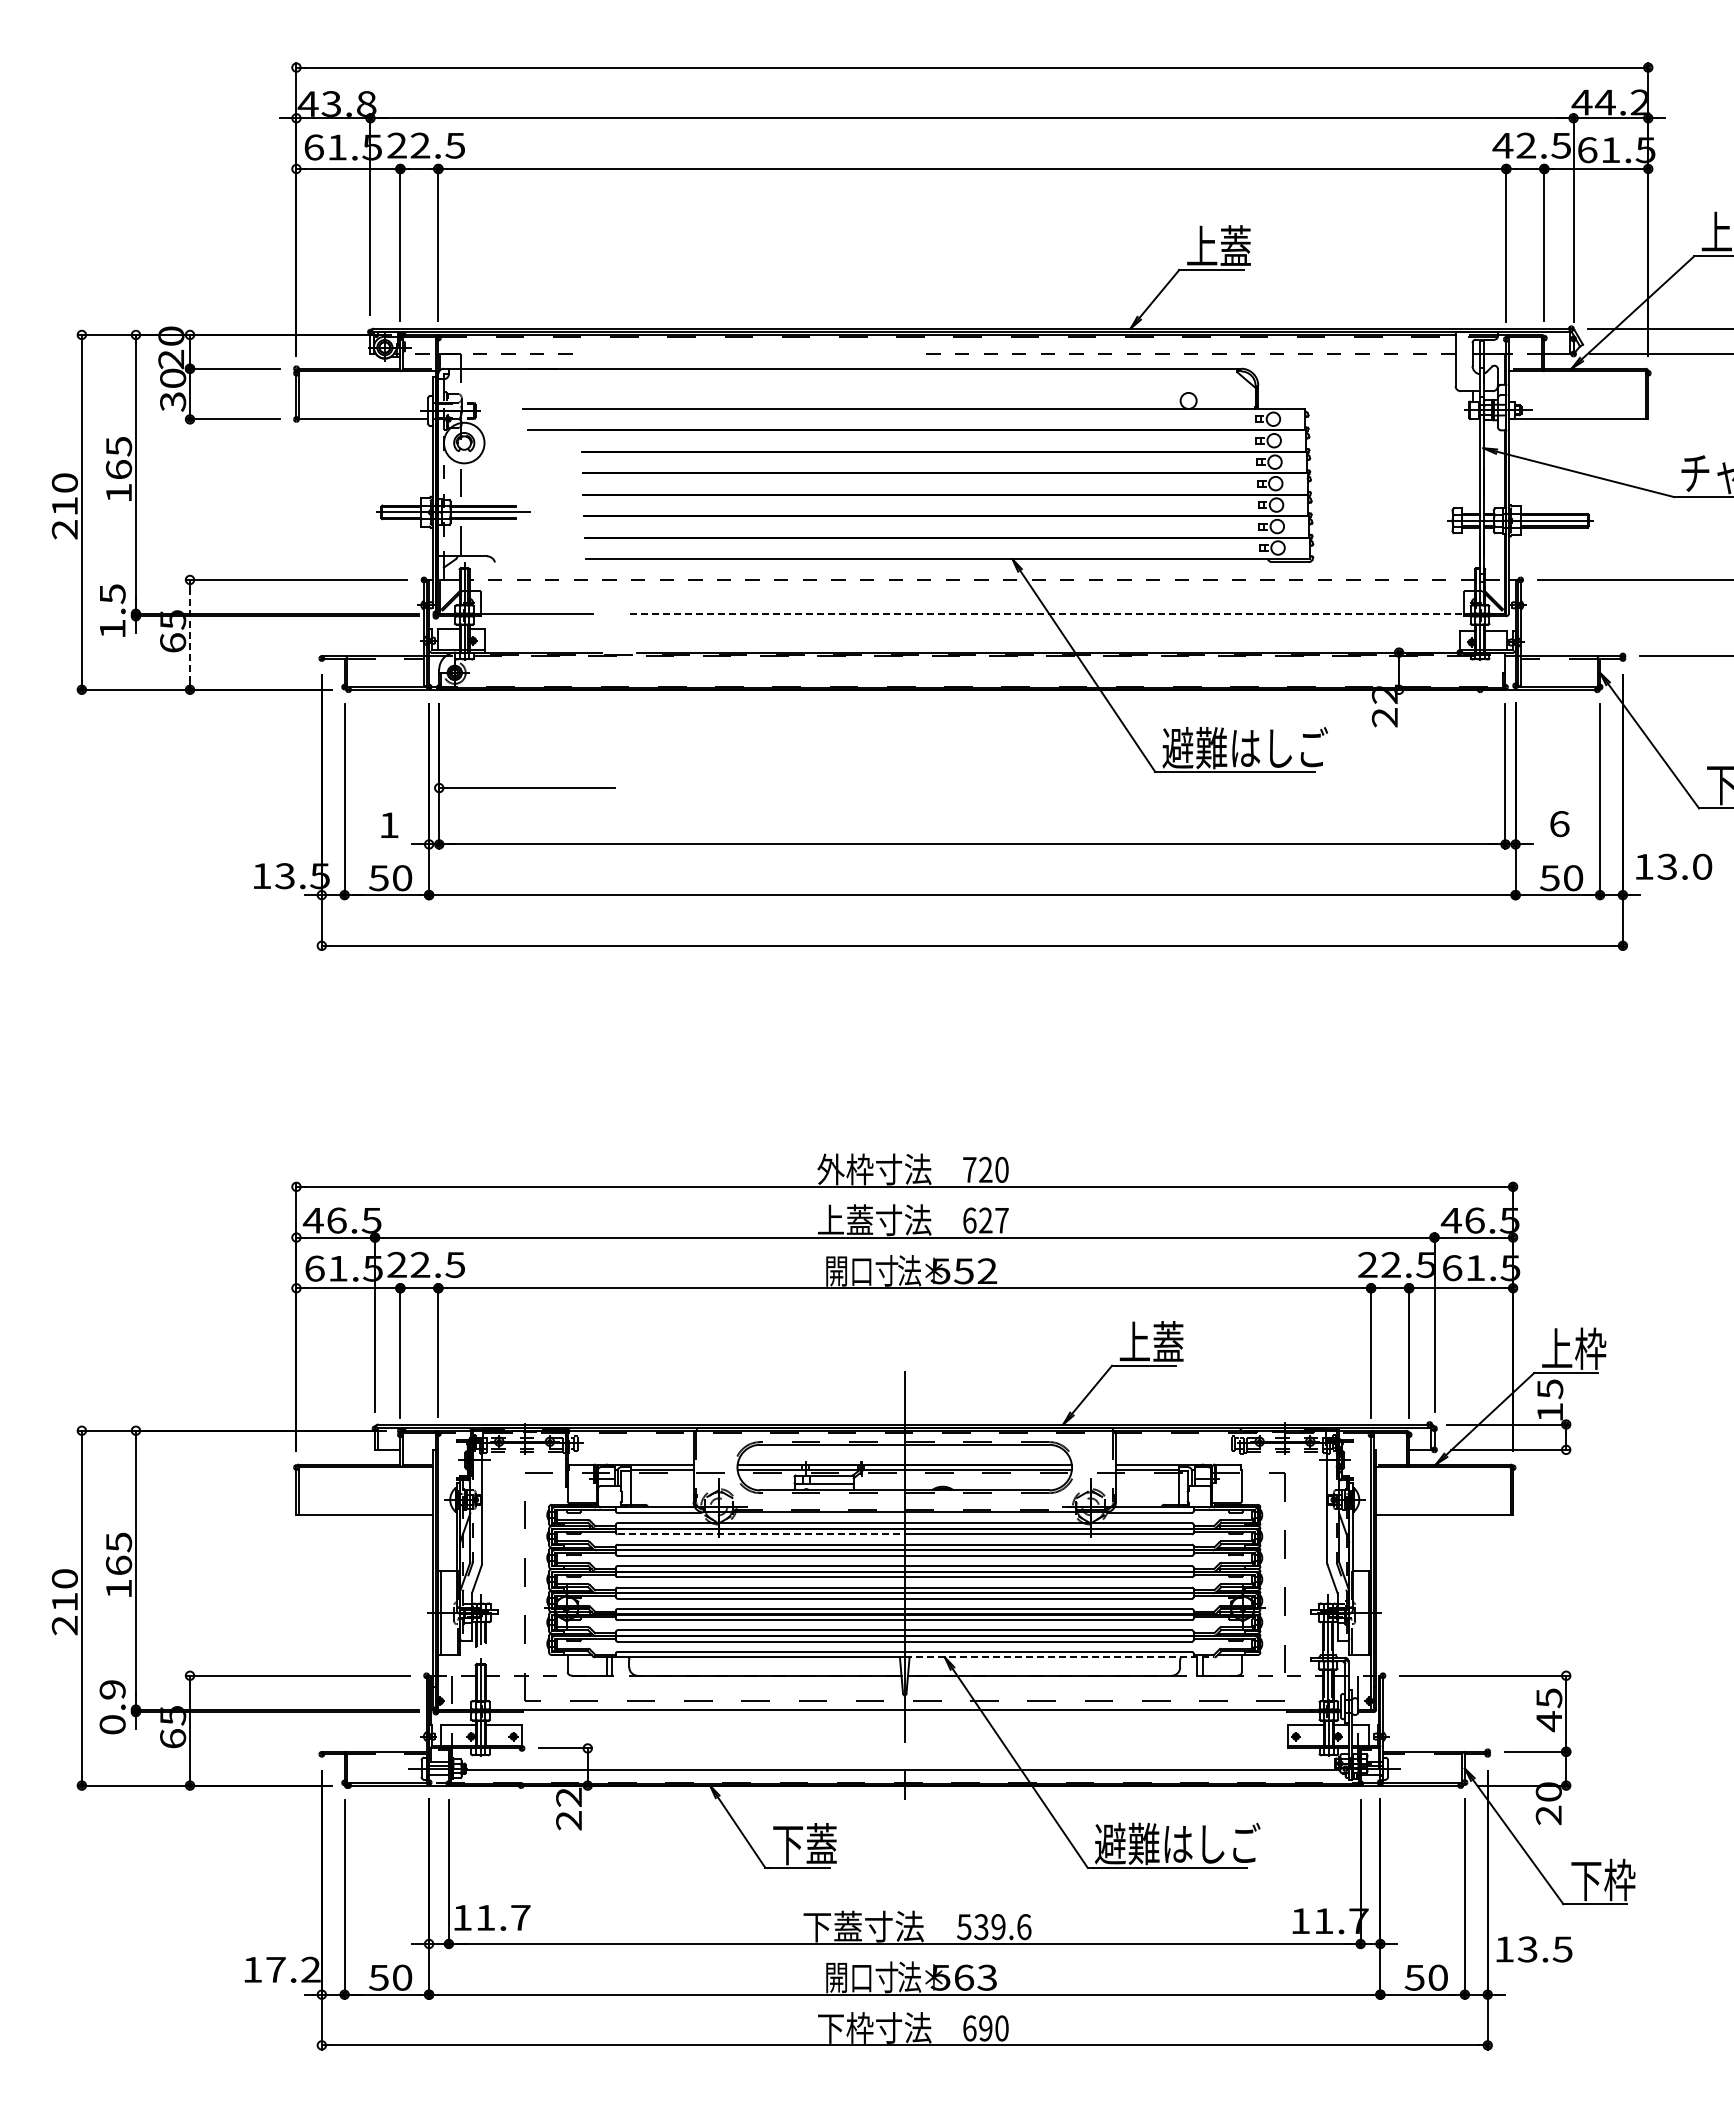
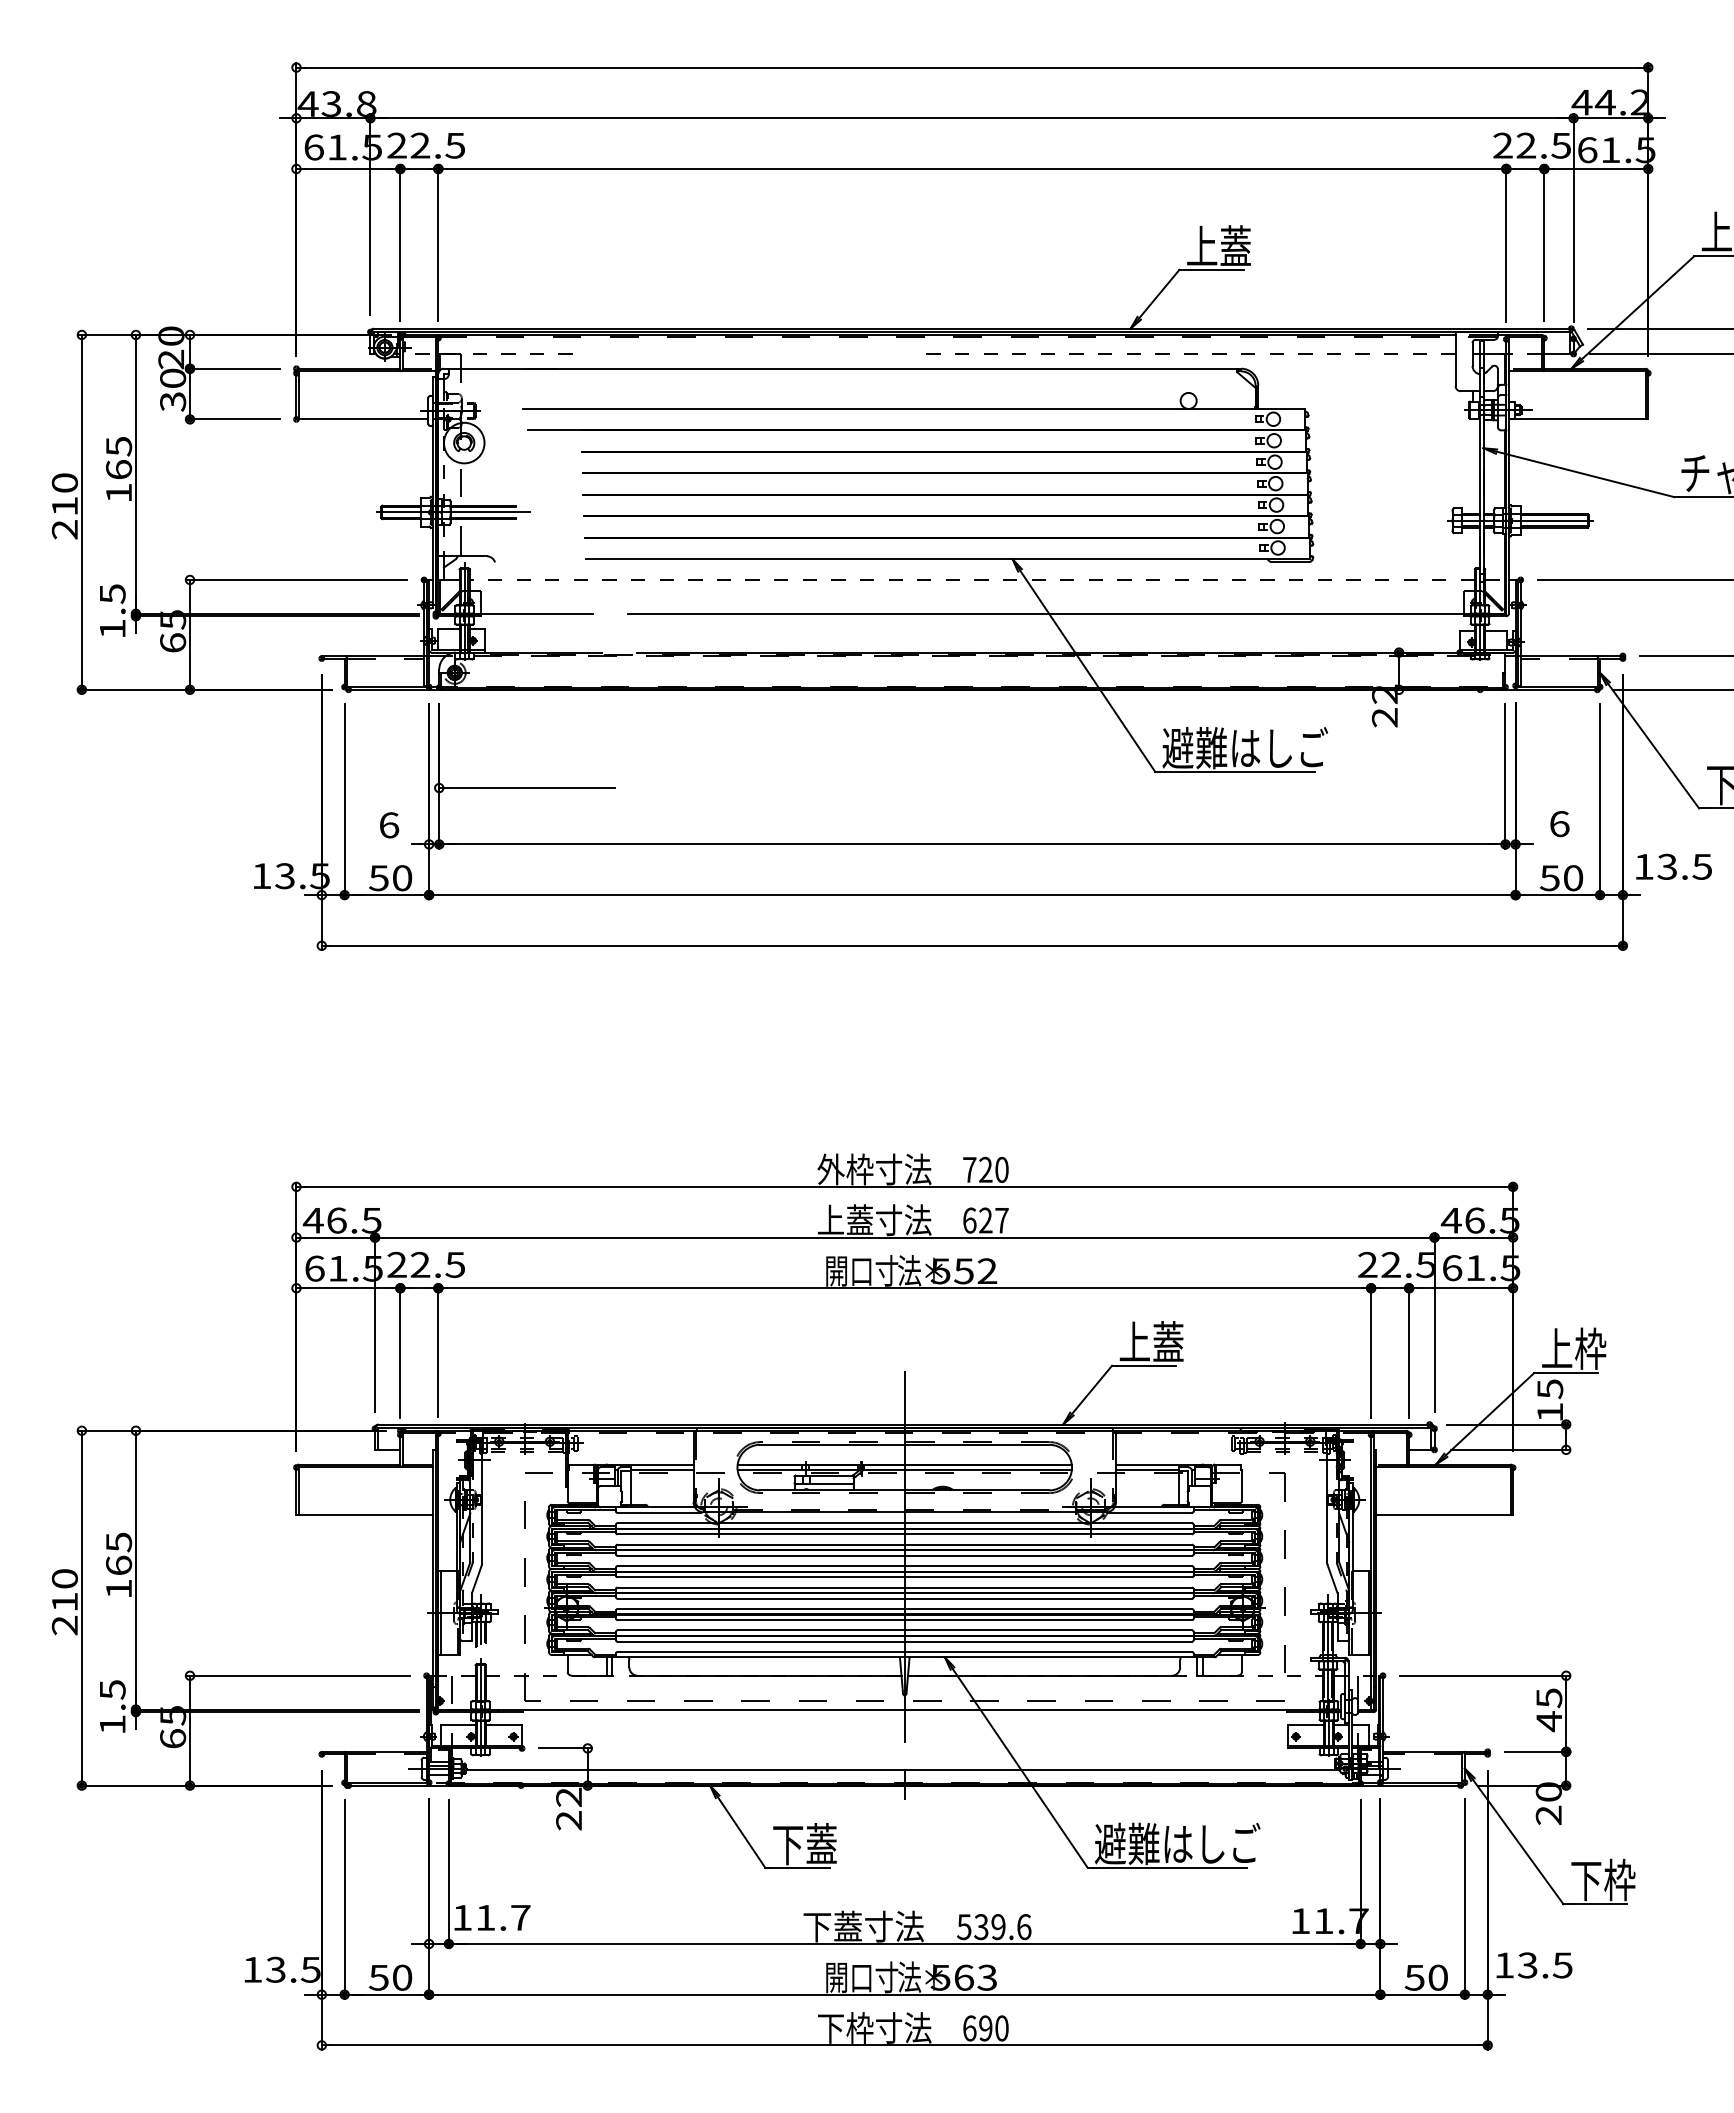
text: 42.5 -> 22.5 (1502, 145)
line: dashed -> solid (1066, 613)
line: dashed -> solid (190, 635)
line: none -> present (1672, 689)
text: 1 -> 6 (389, 825)
text: 13.0 -> 13.5 (1702, 866)
line: dashed -> solid (761, 1534)
line: dashed -> solid (1059, 1657)
text: 0.9 -> 1.5 (112, 1707)
text position: (1534, 1949) -> (1534, 1965) (1534, 1965)
text: 17.2 -> 13.5 (293, 1969)
